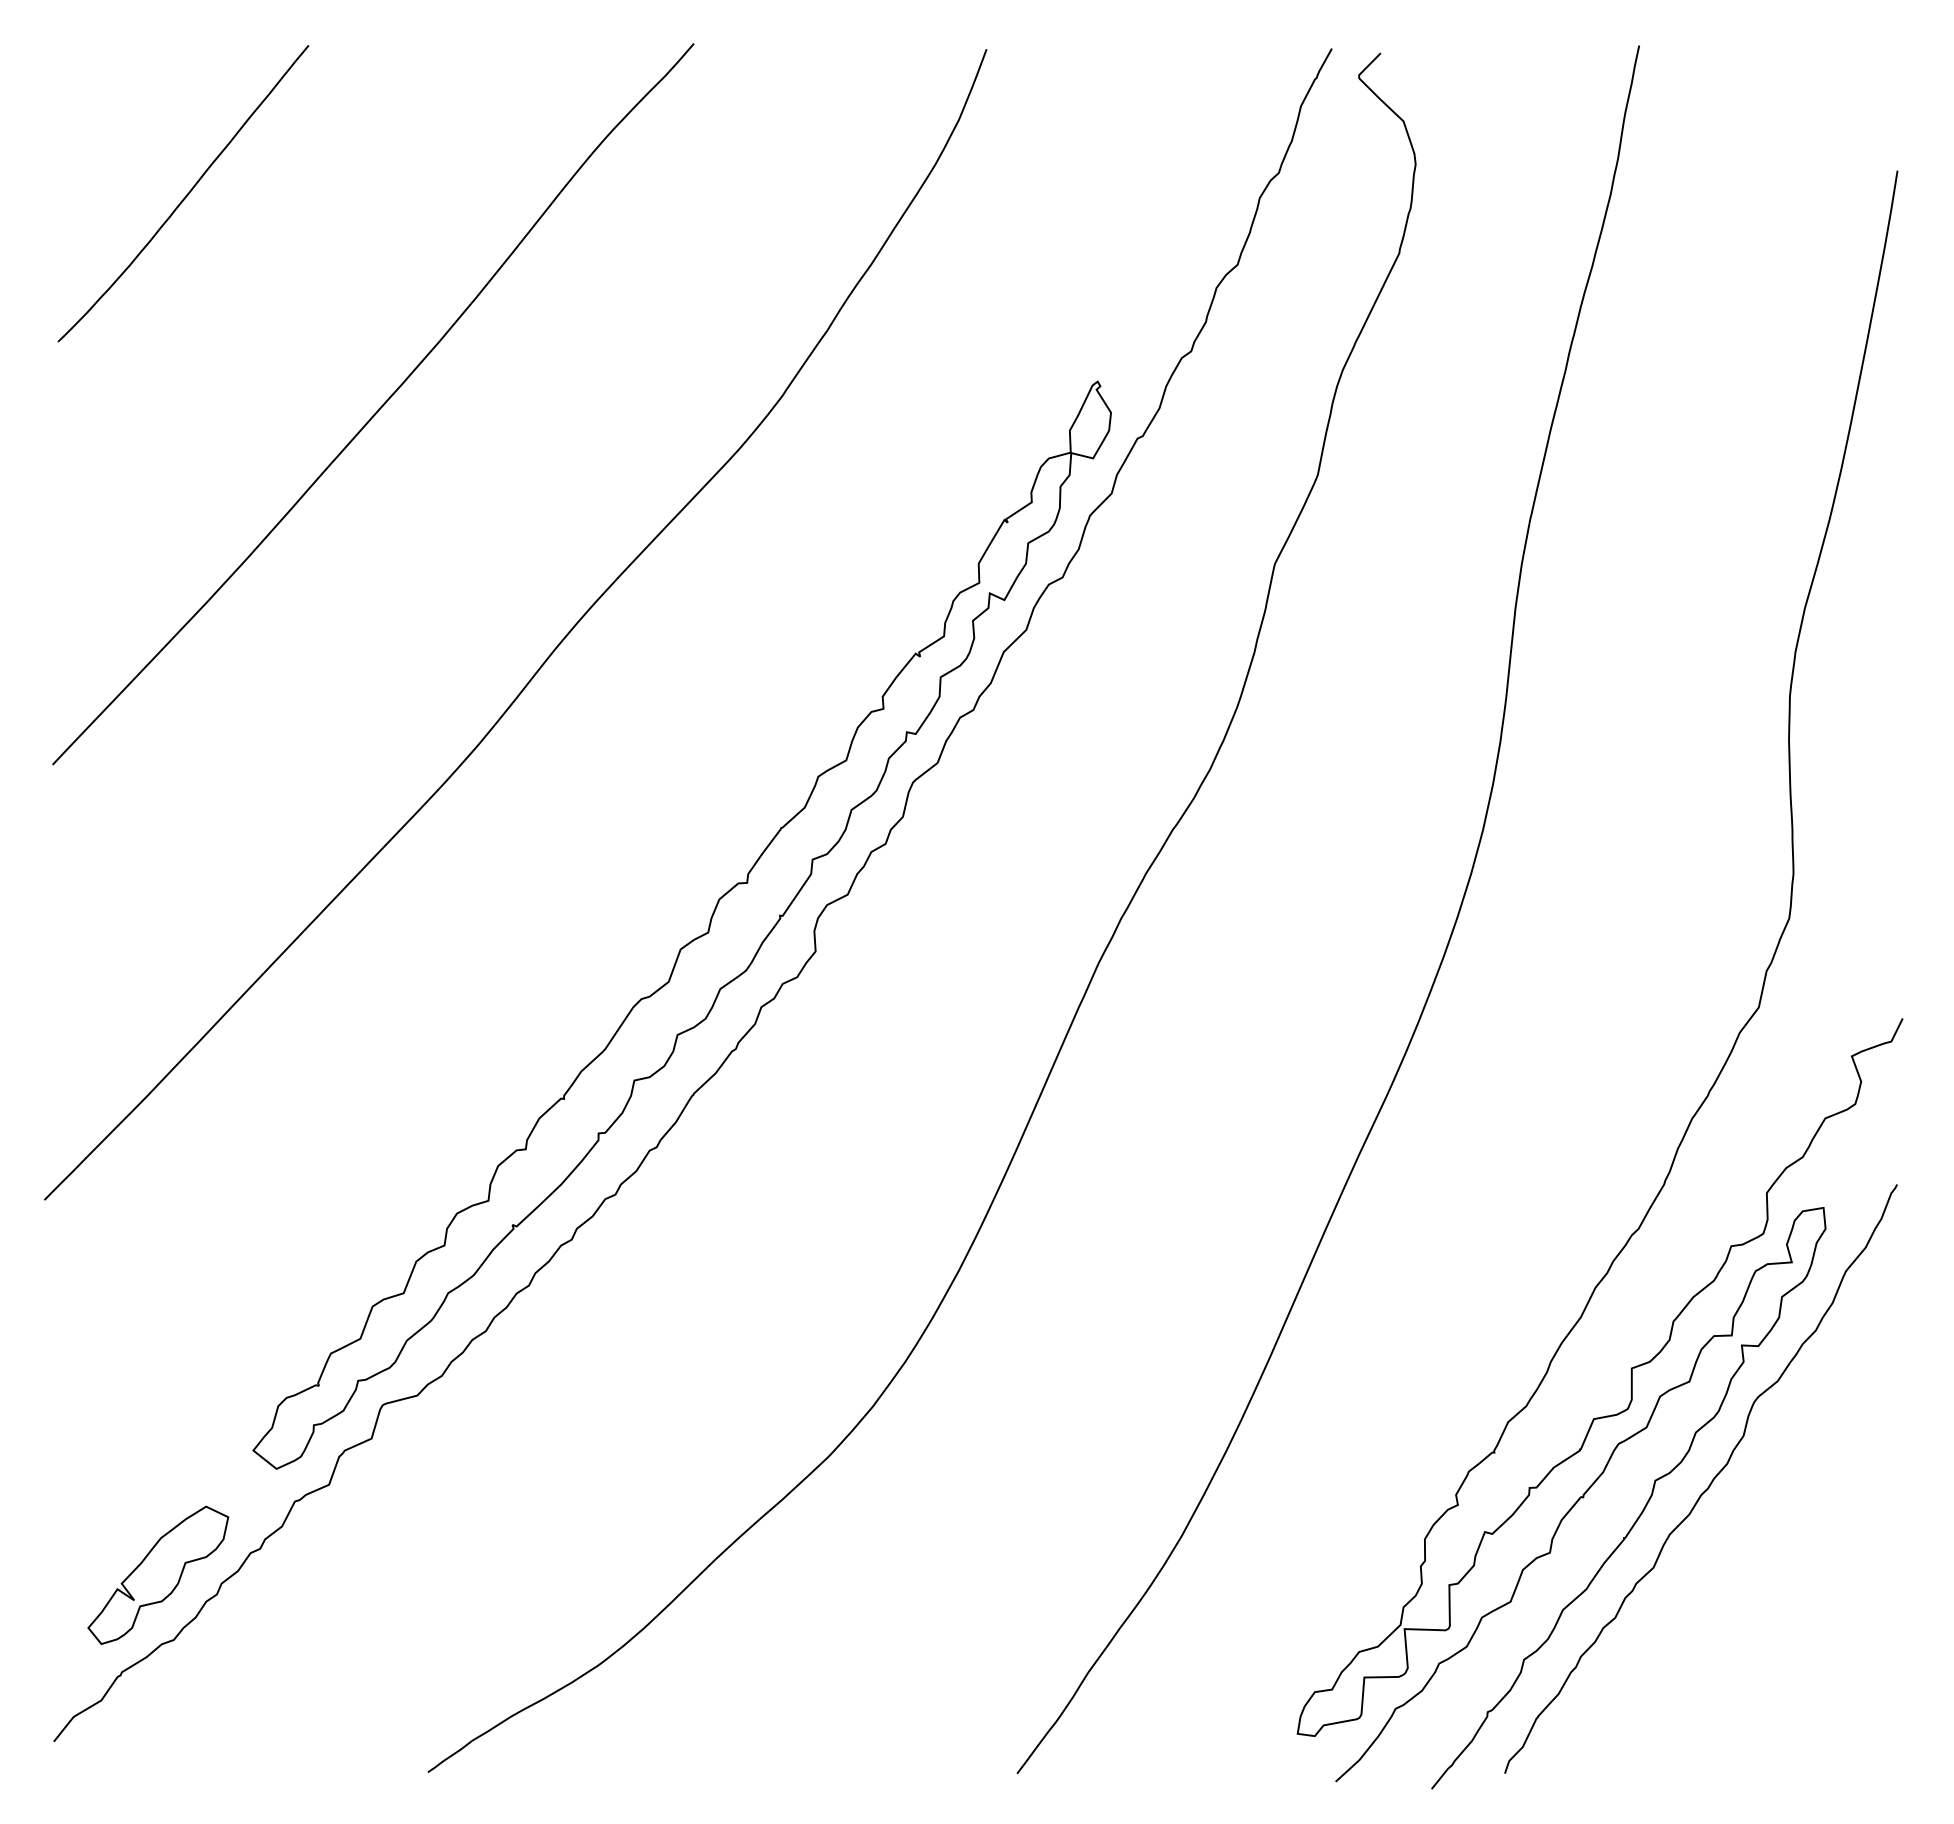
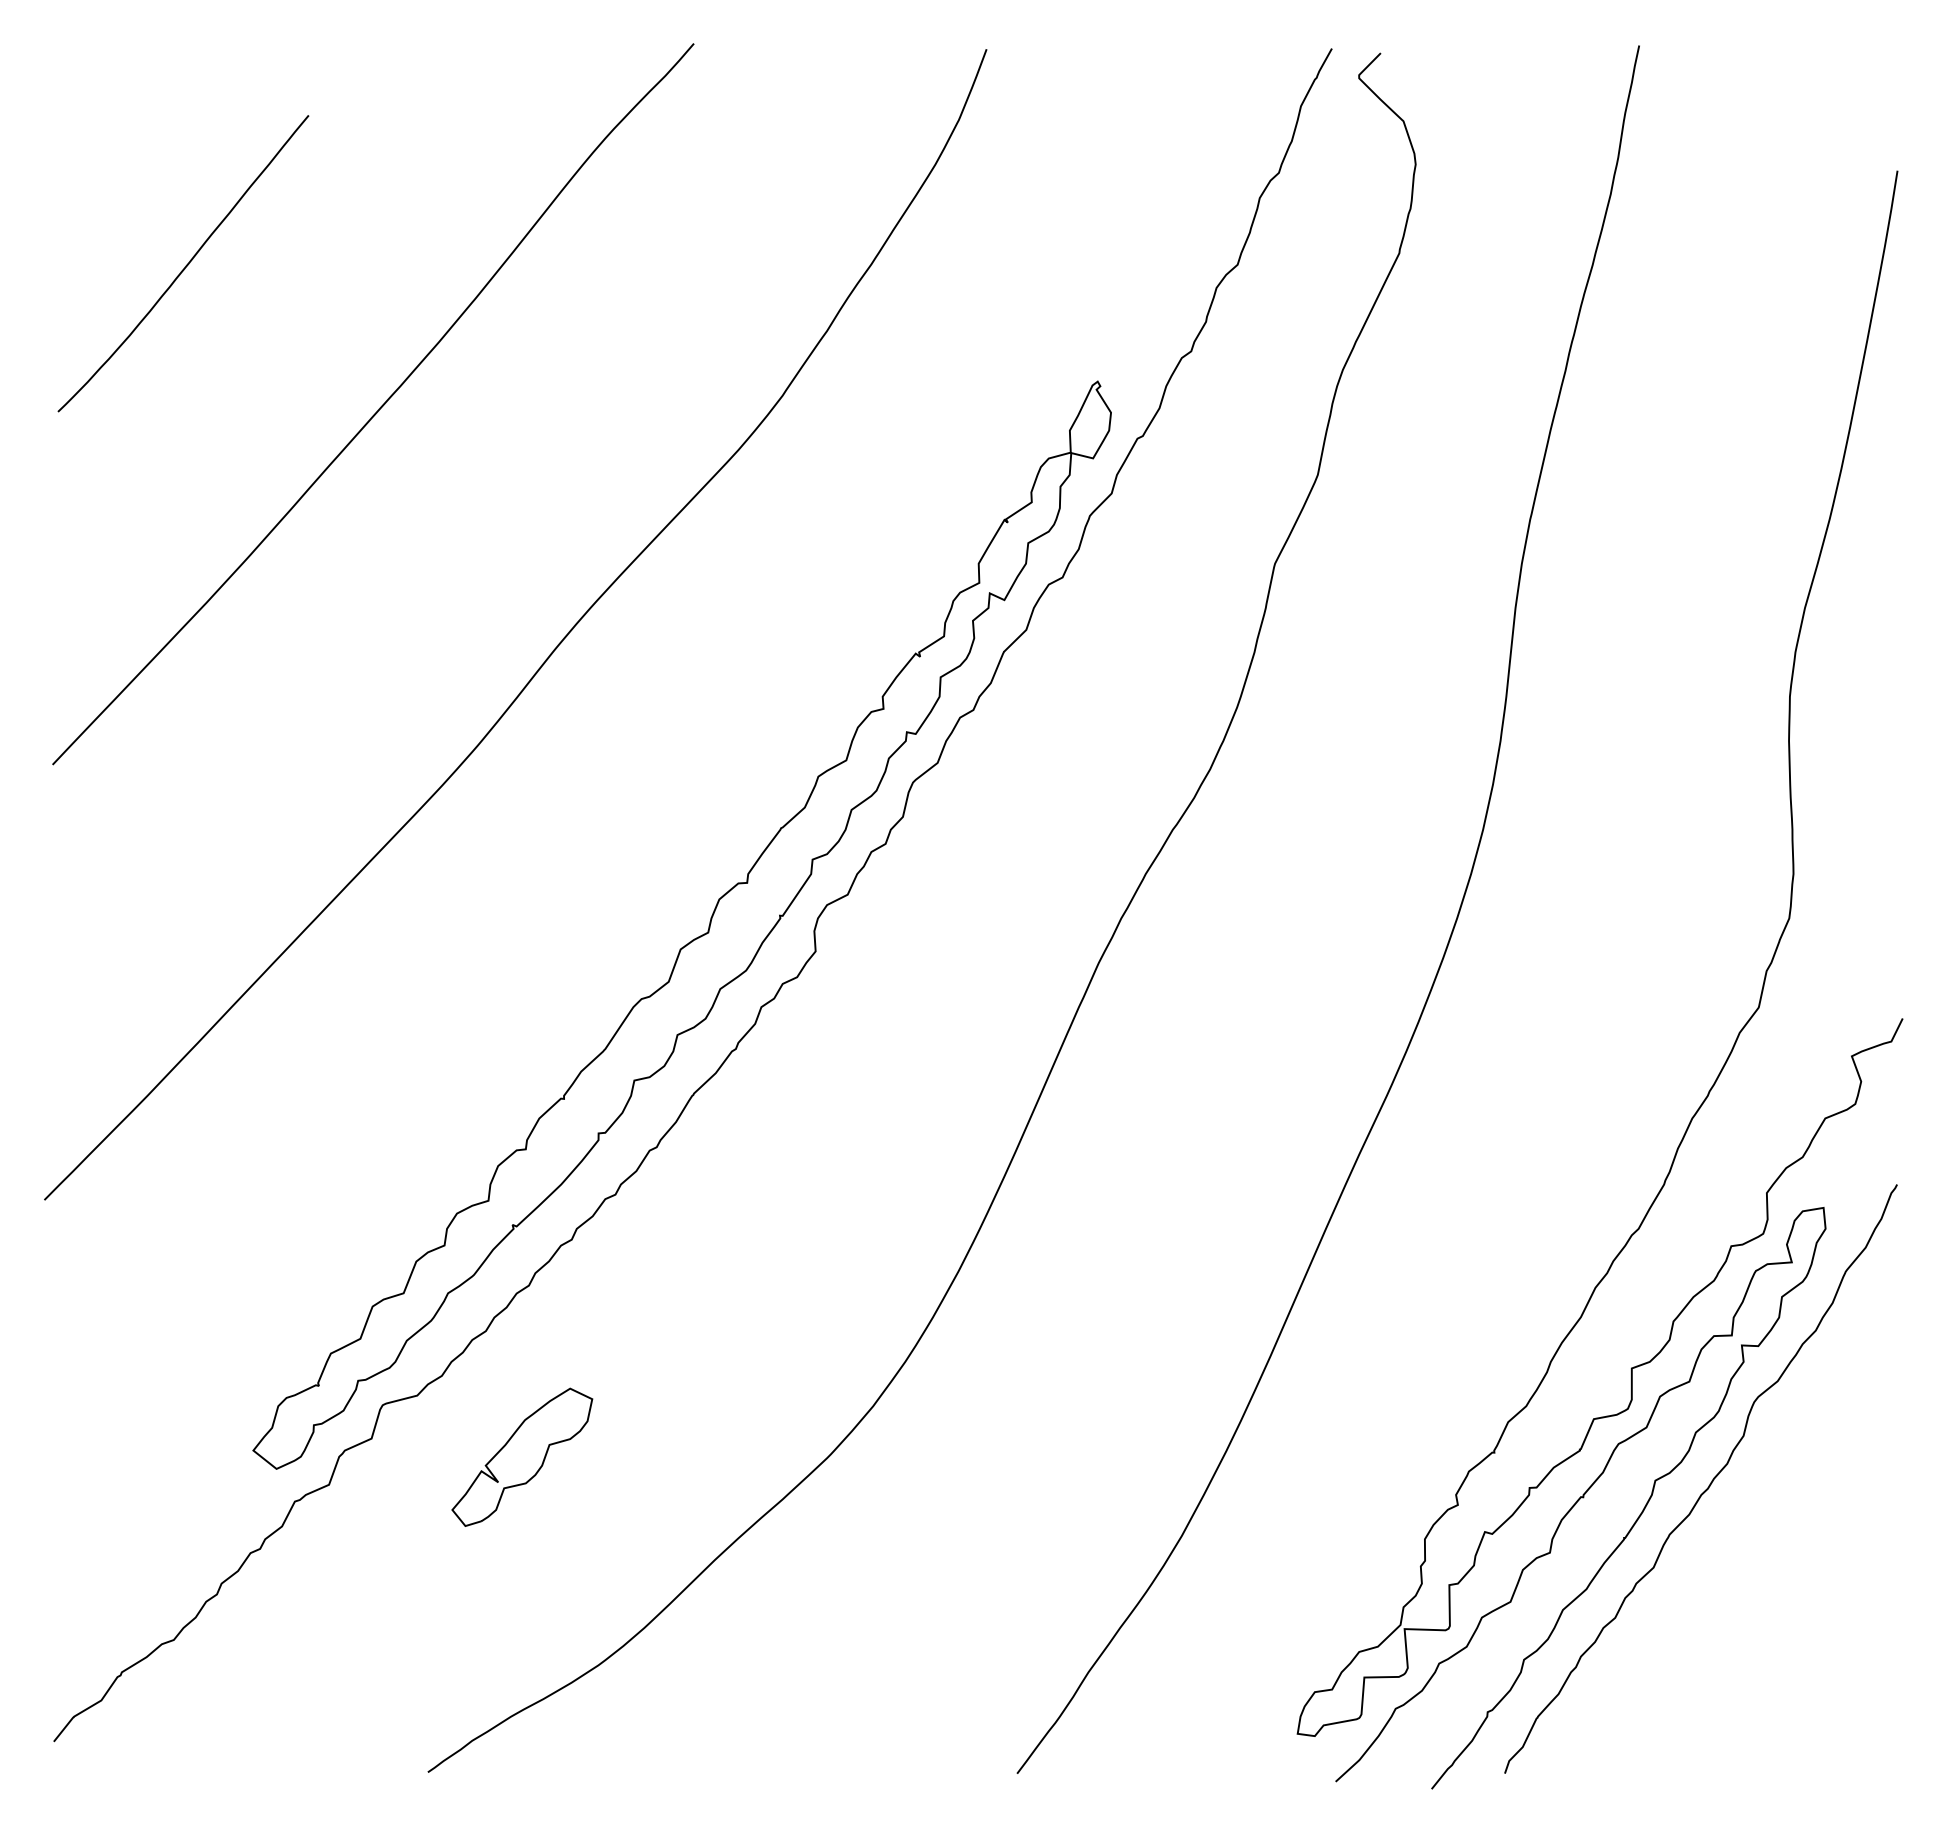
curve position: (185, 195) -> (185, 265) (185, 265)
part position: (158, 1574) -> (522, 1456) (522, 1456)
